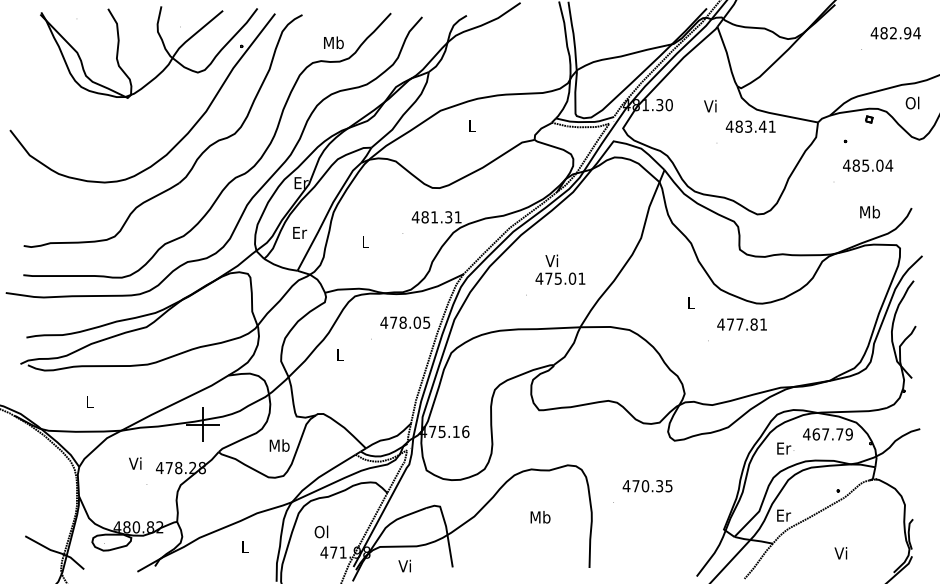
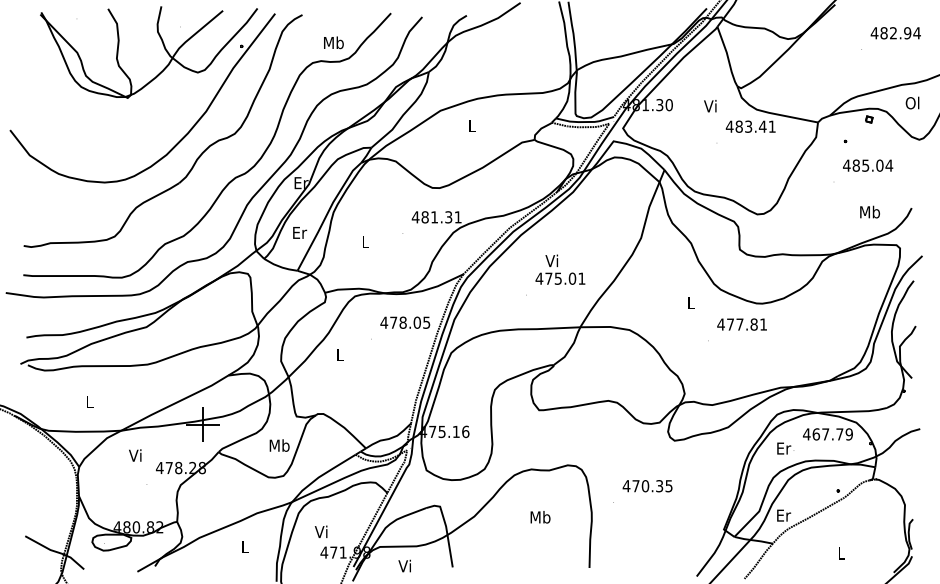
text position: (135, 463) -> (135, 455) (135, 455)
text: Ol -> Vi (321, 531)
text: Vi -> L (840, 553)
